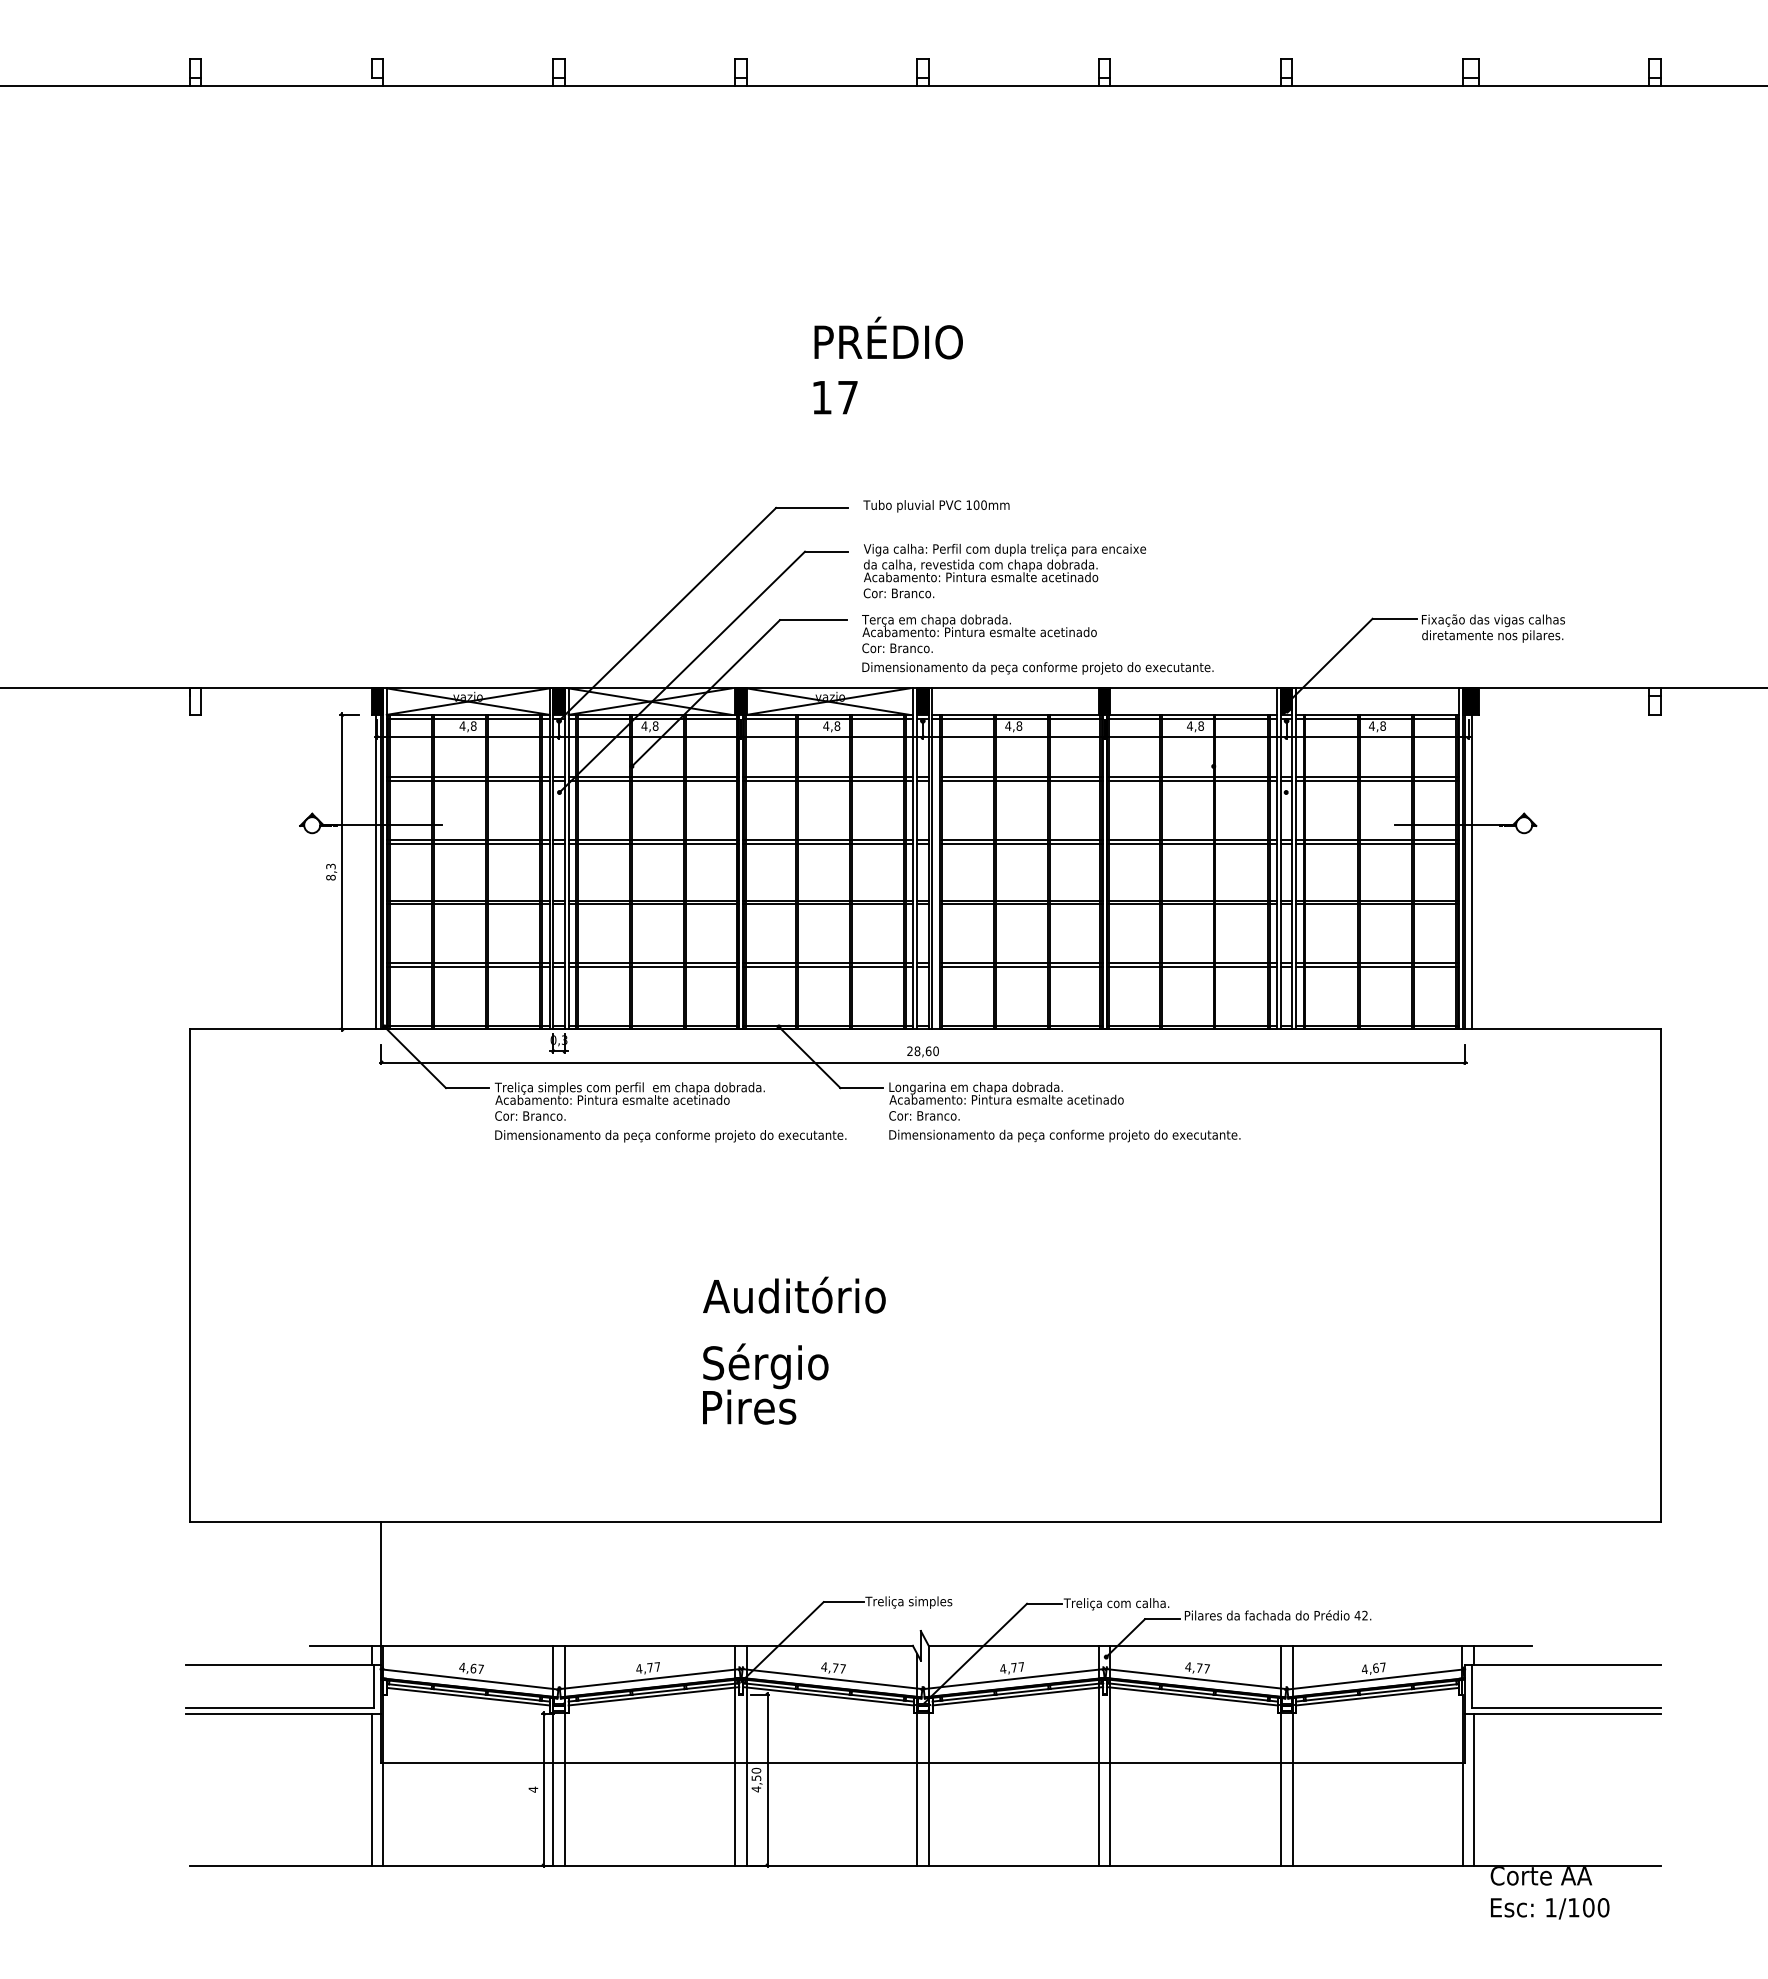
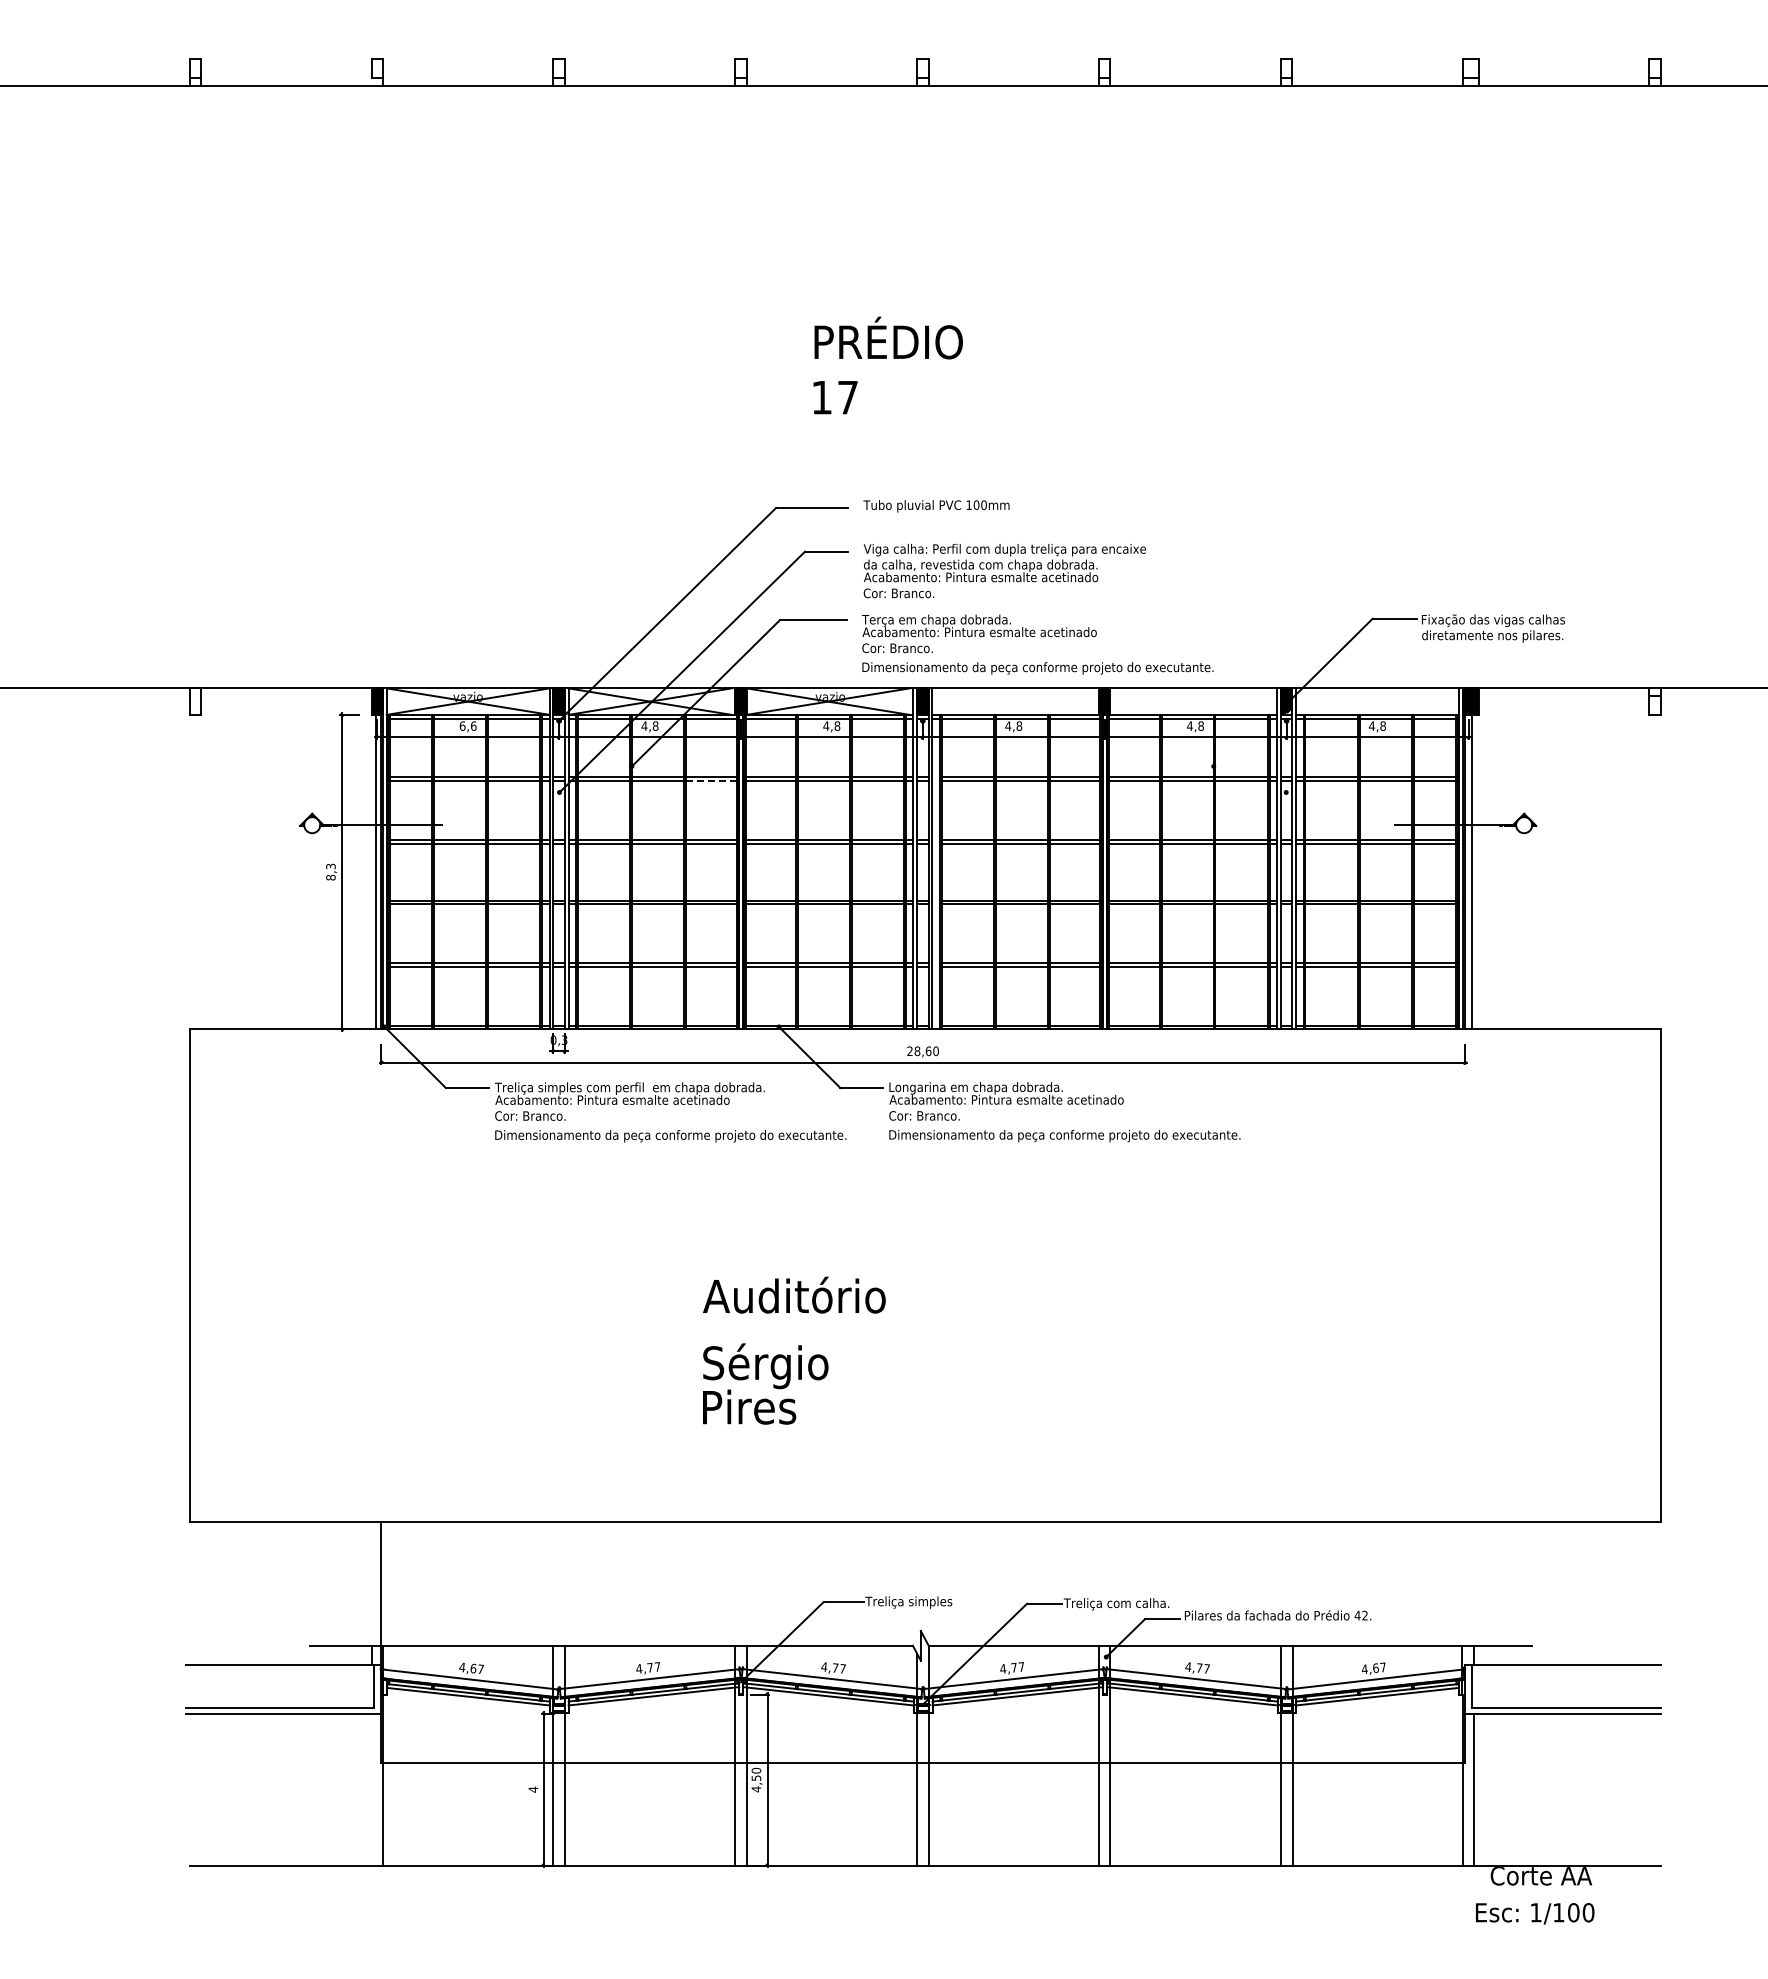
text: 4,8 -> 6,6 (467, 725)
line: solid -> dashed (710, 781)
line: present -> none (372, 1789)
text position: (1550, 1908) -> (1535, 1913) (1535, 1913)
